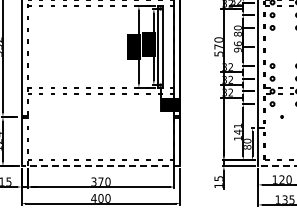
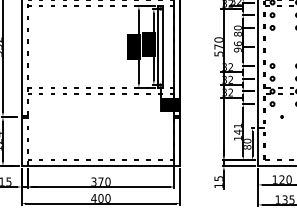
line: dashed -> solid (100, 166)
line: dashed -> solid (277, 166)
